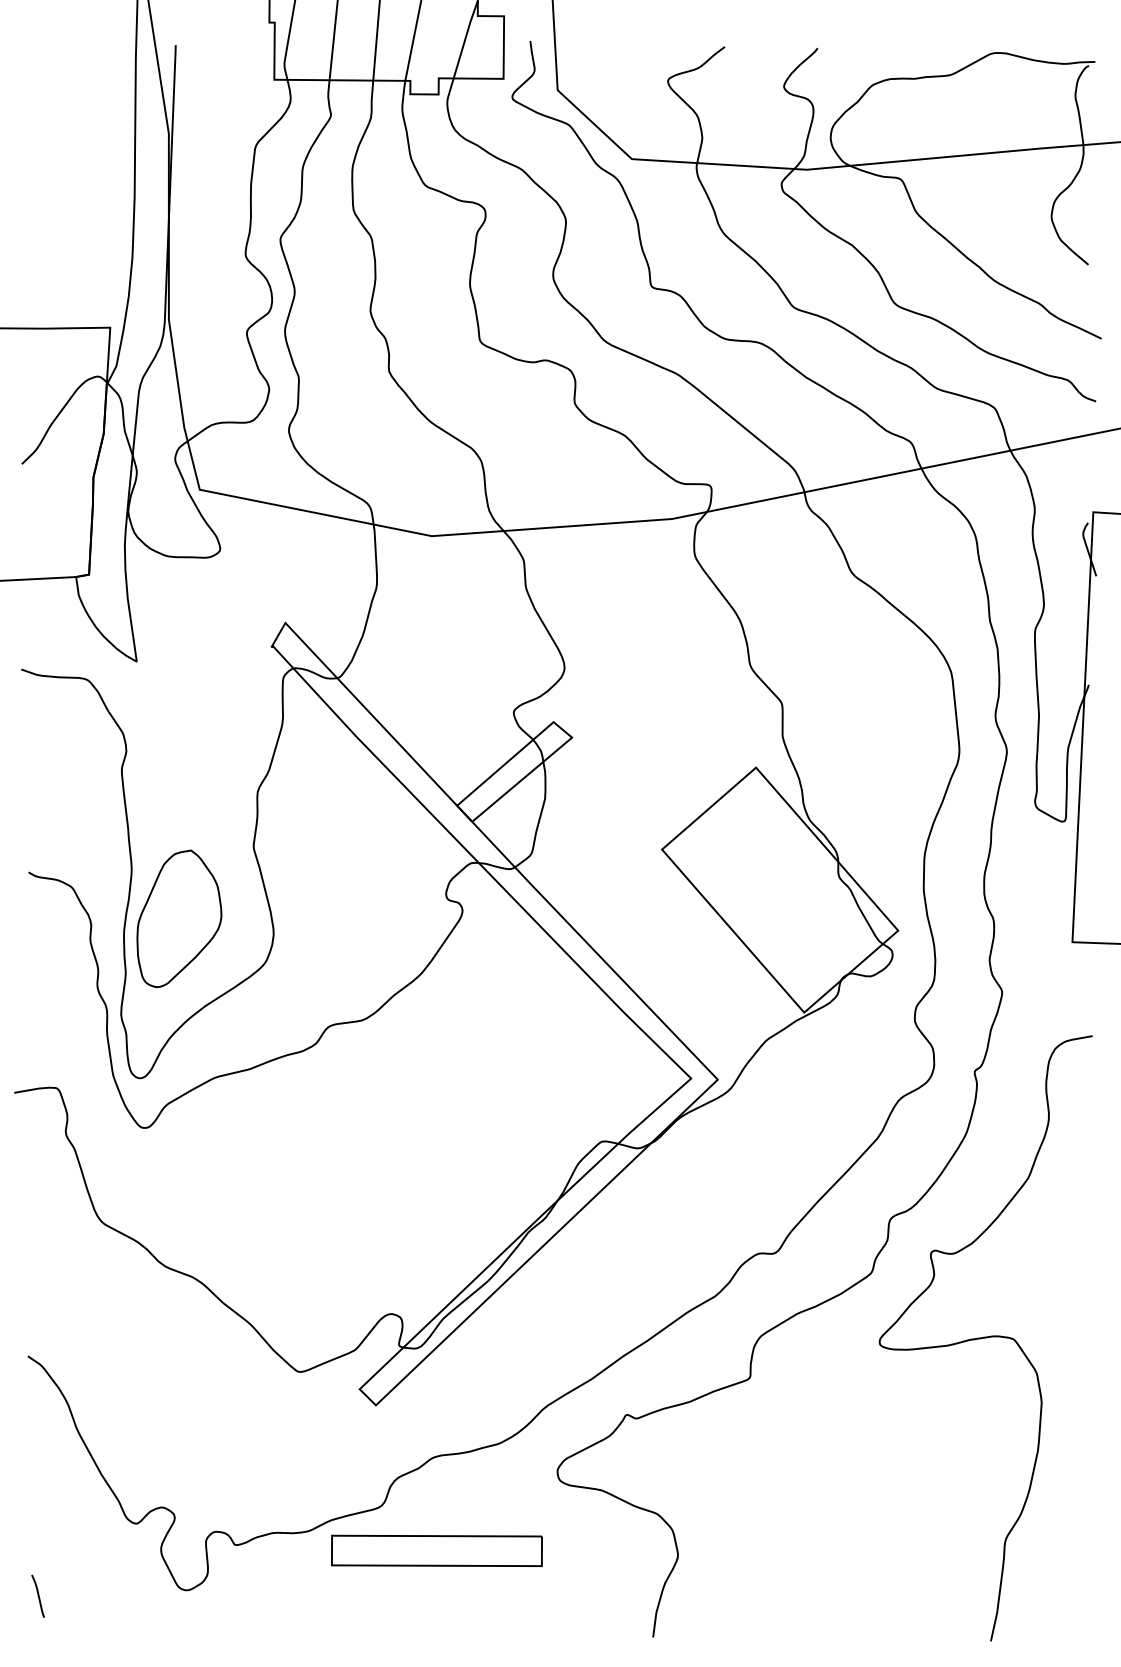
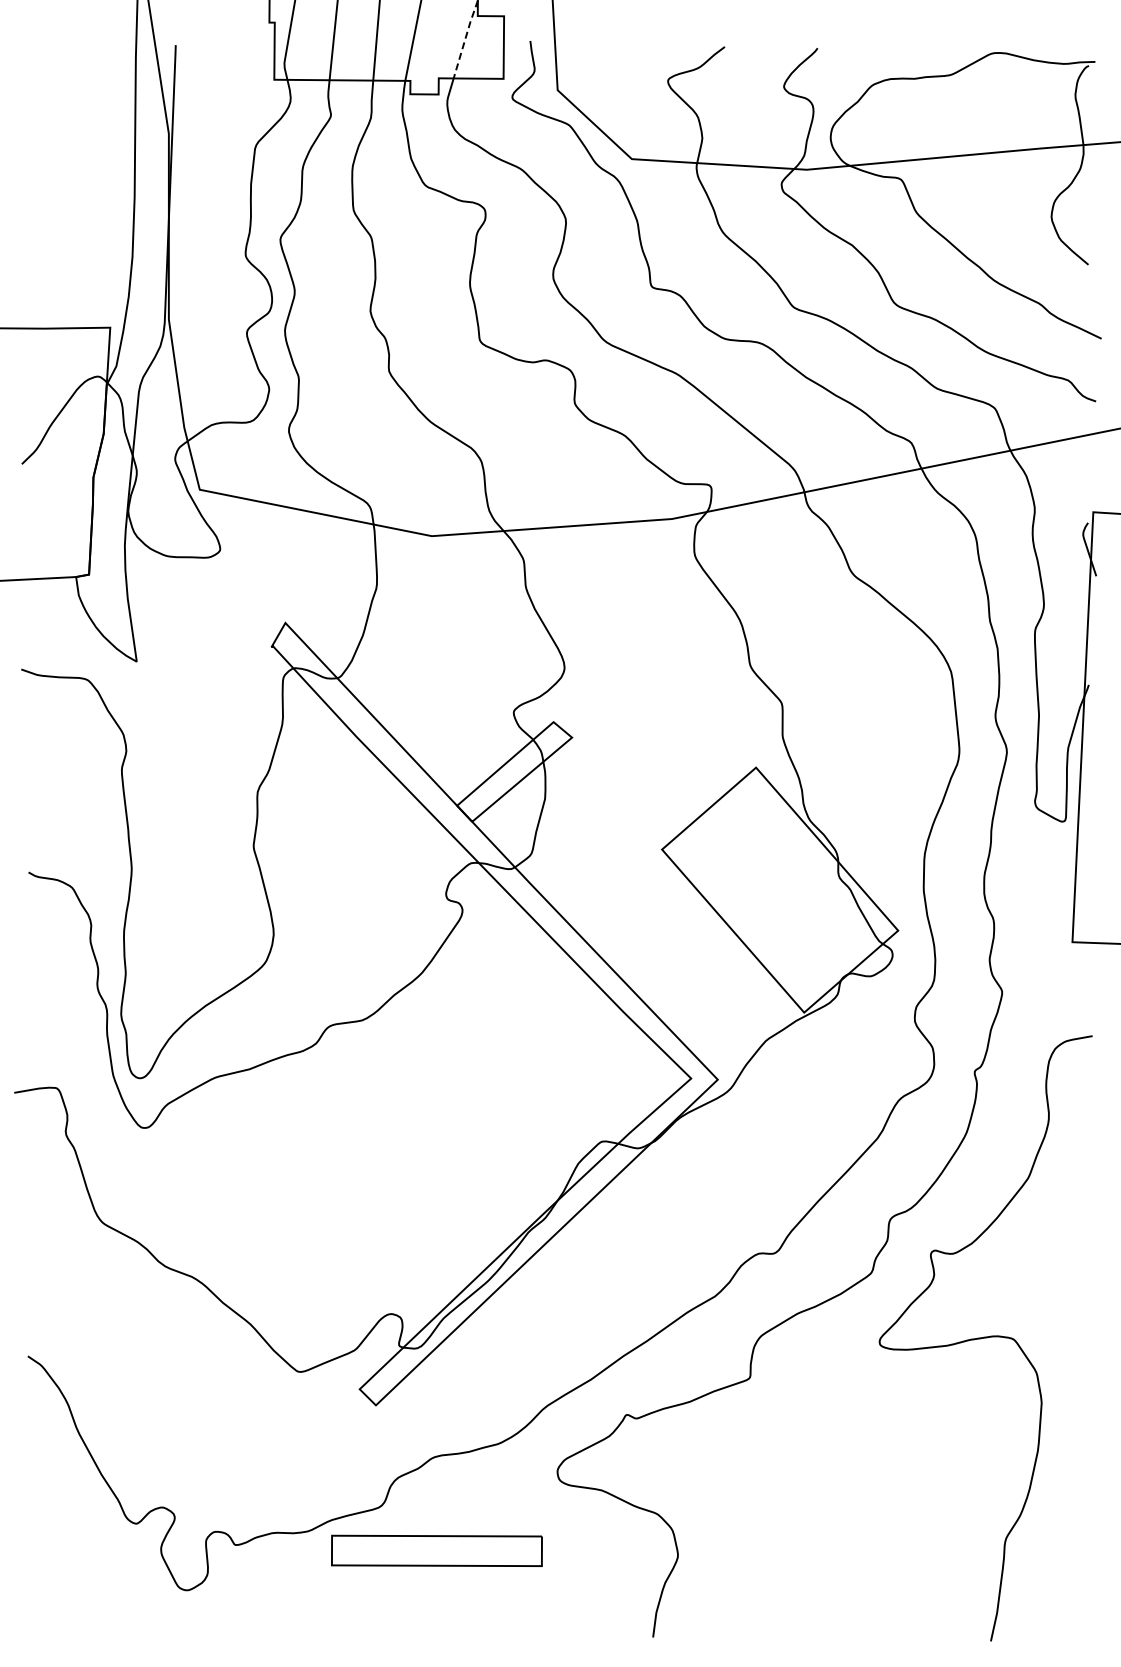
line: solid -> dashed (465, 39)
part: present -> none (179, 918)
line: present -> none (37, 1595)
